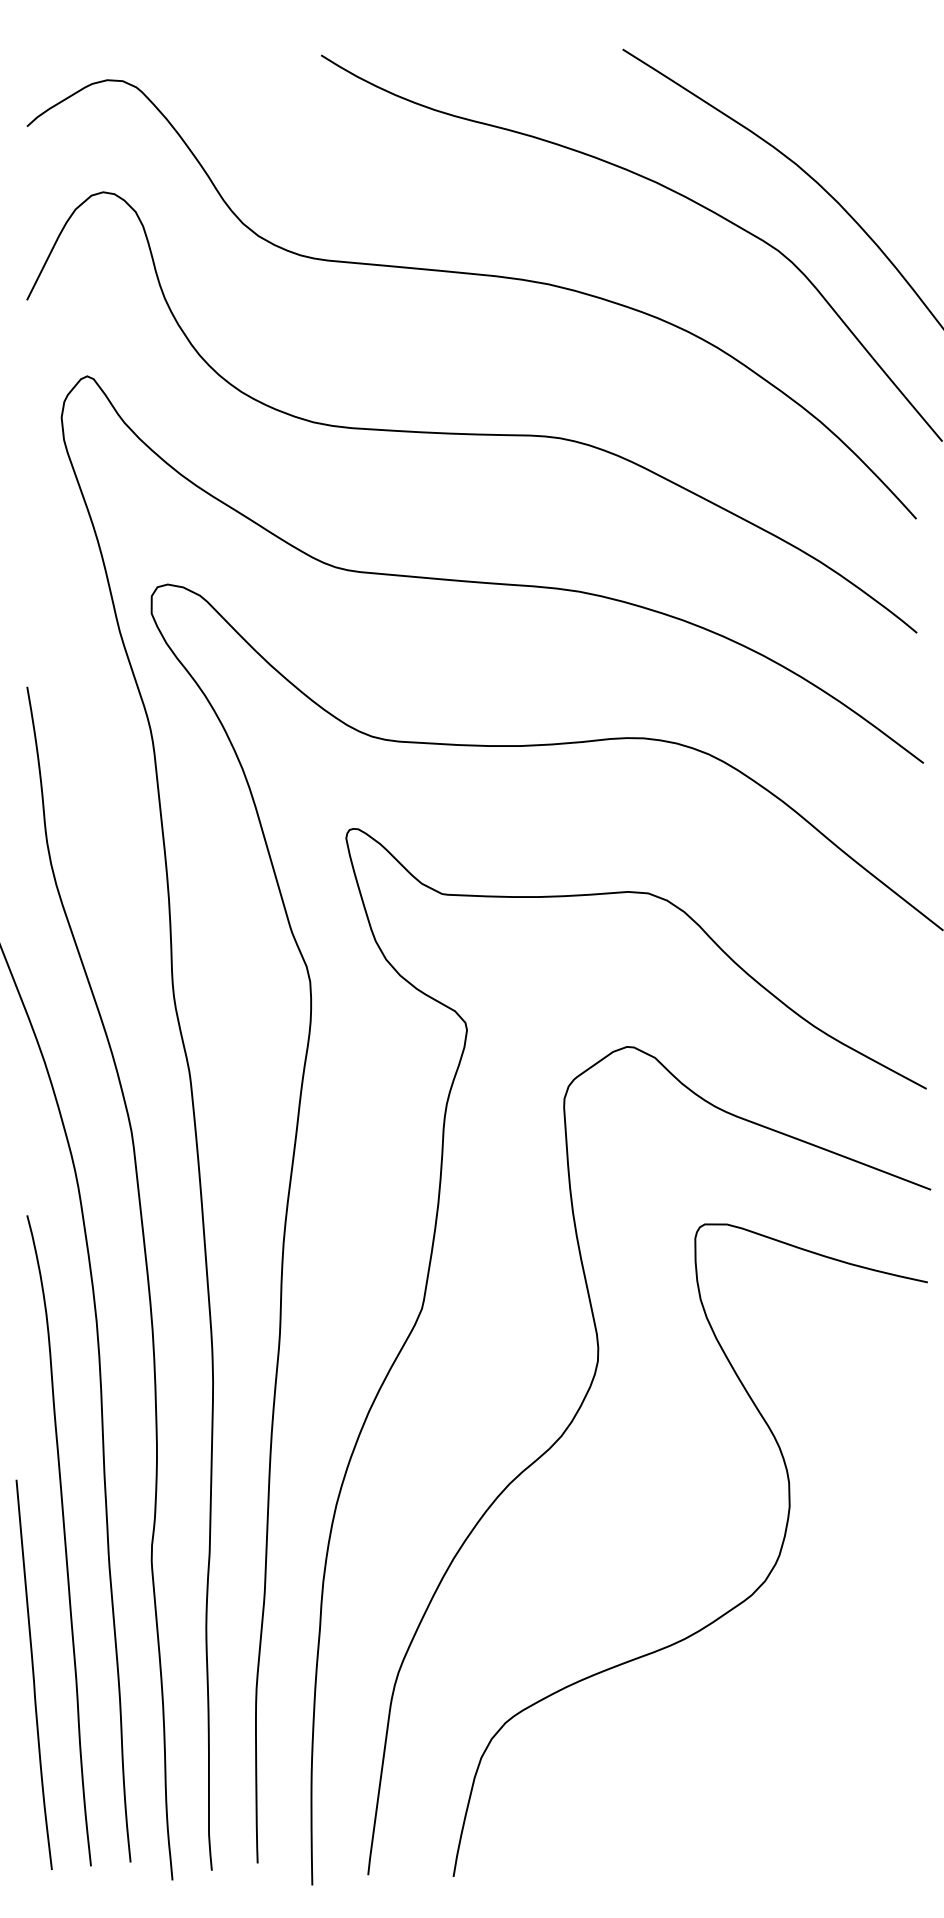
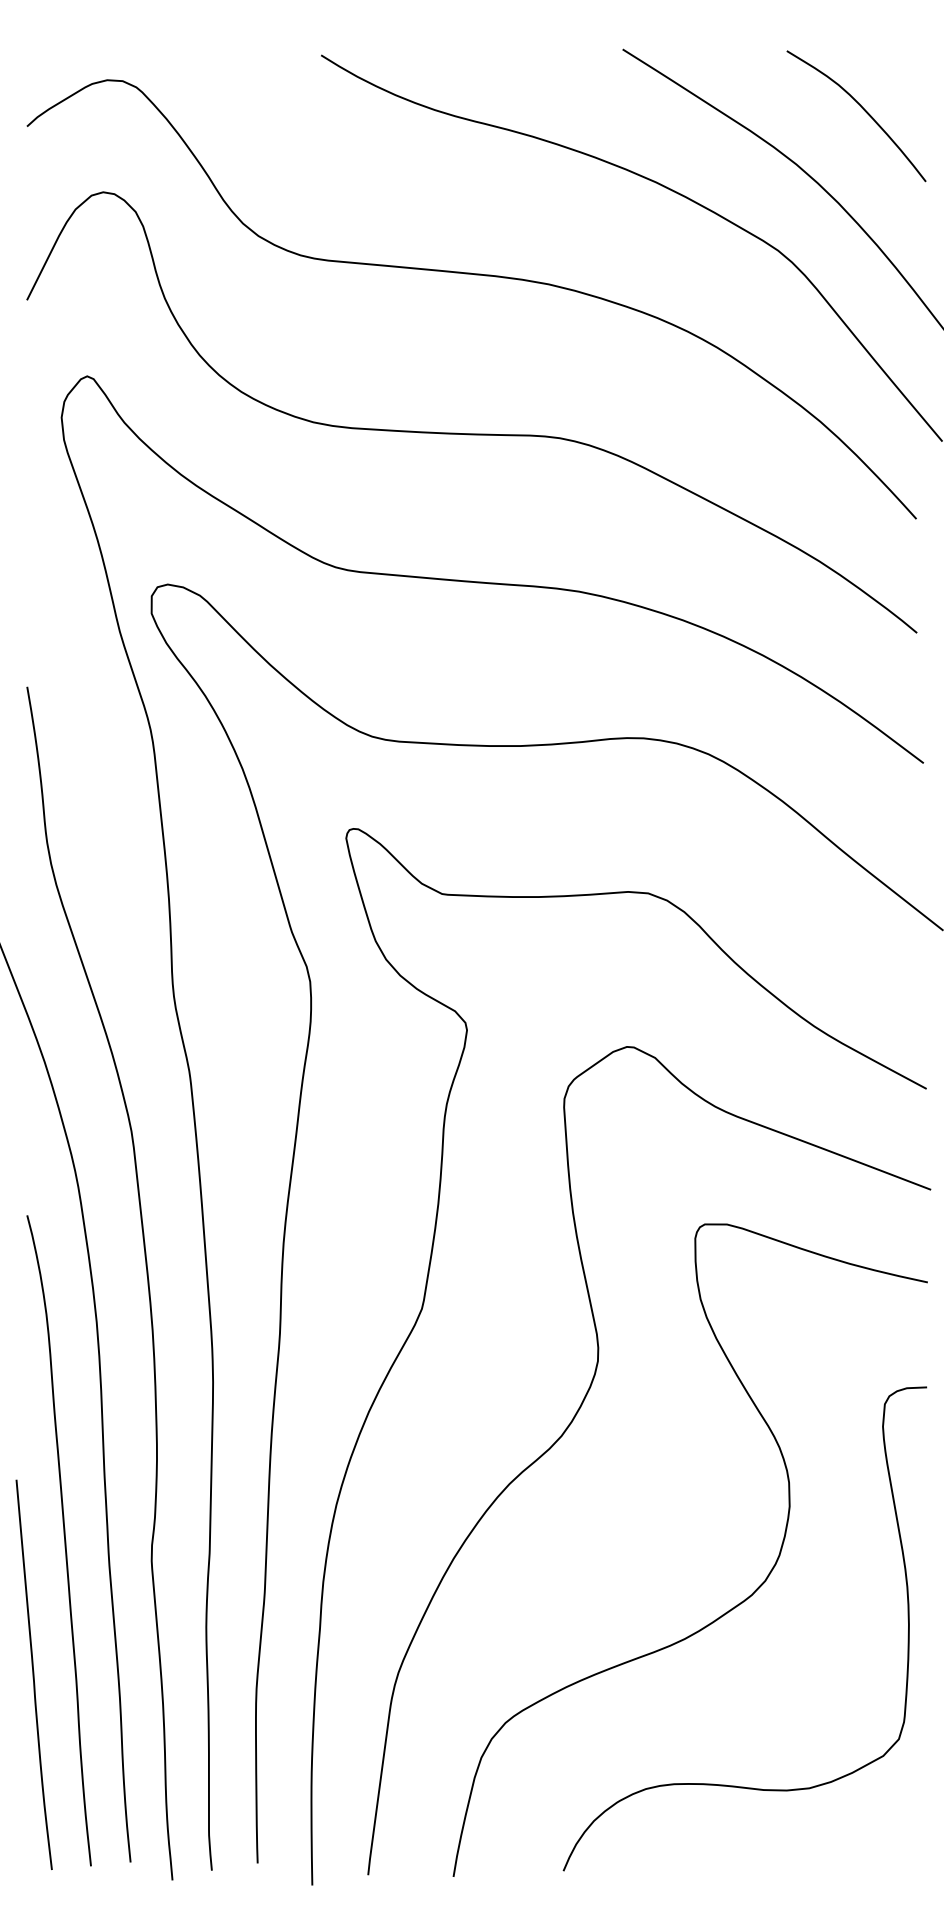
curve: none -> present (862, 109)
curve: none -> present (725, 1784)
